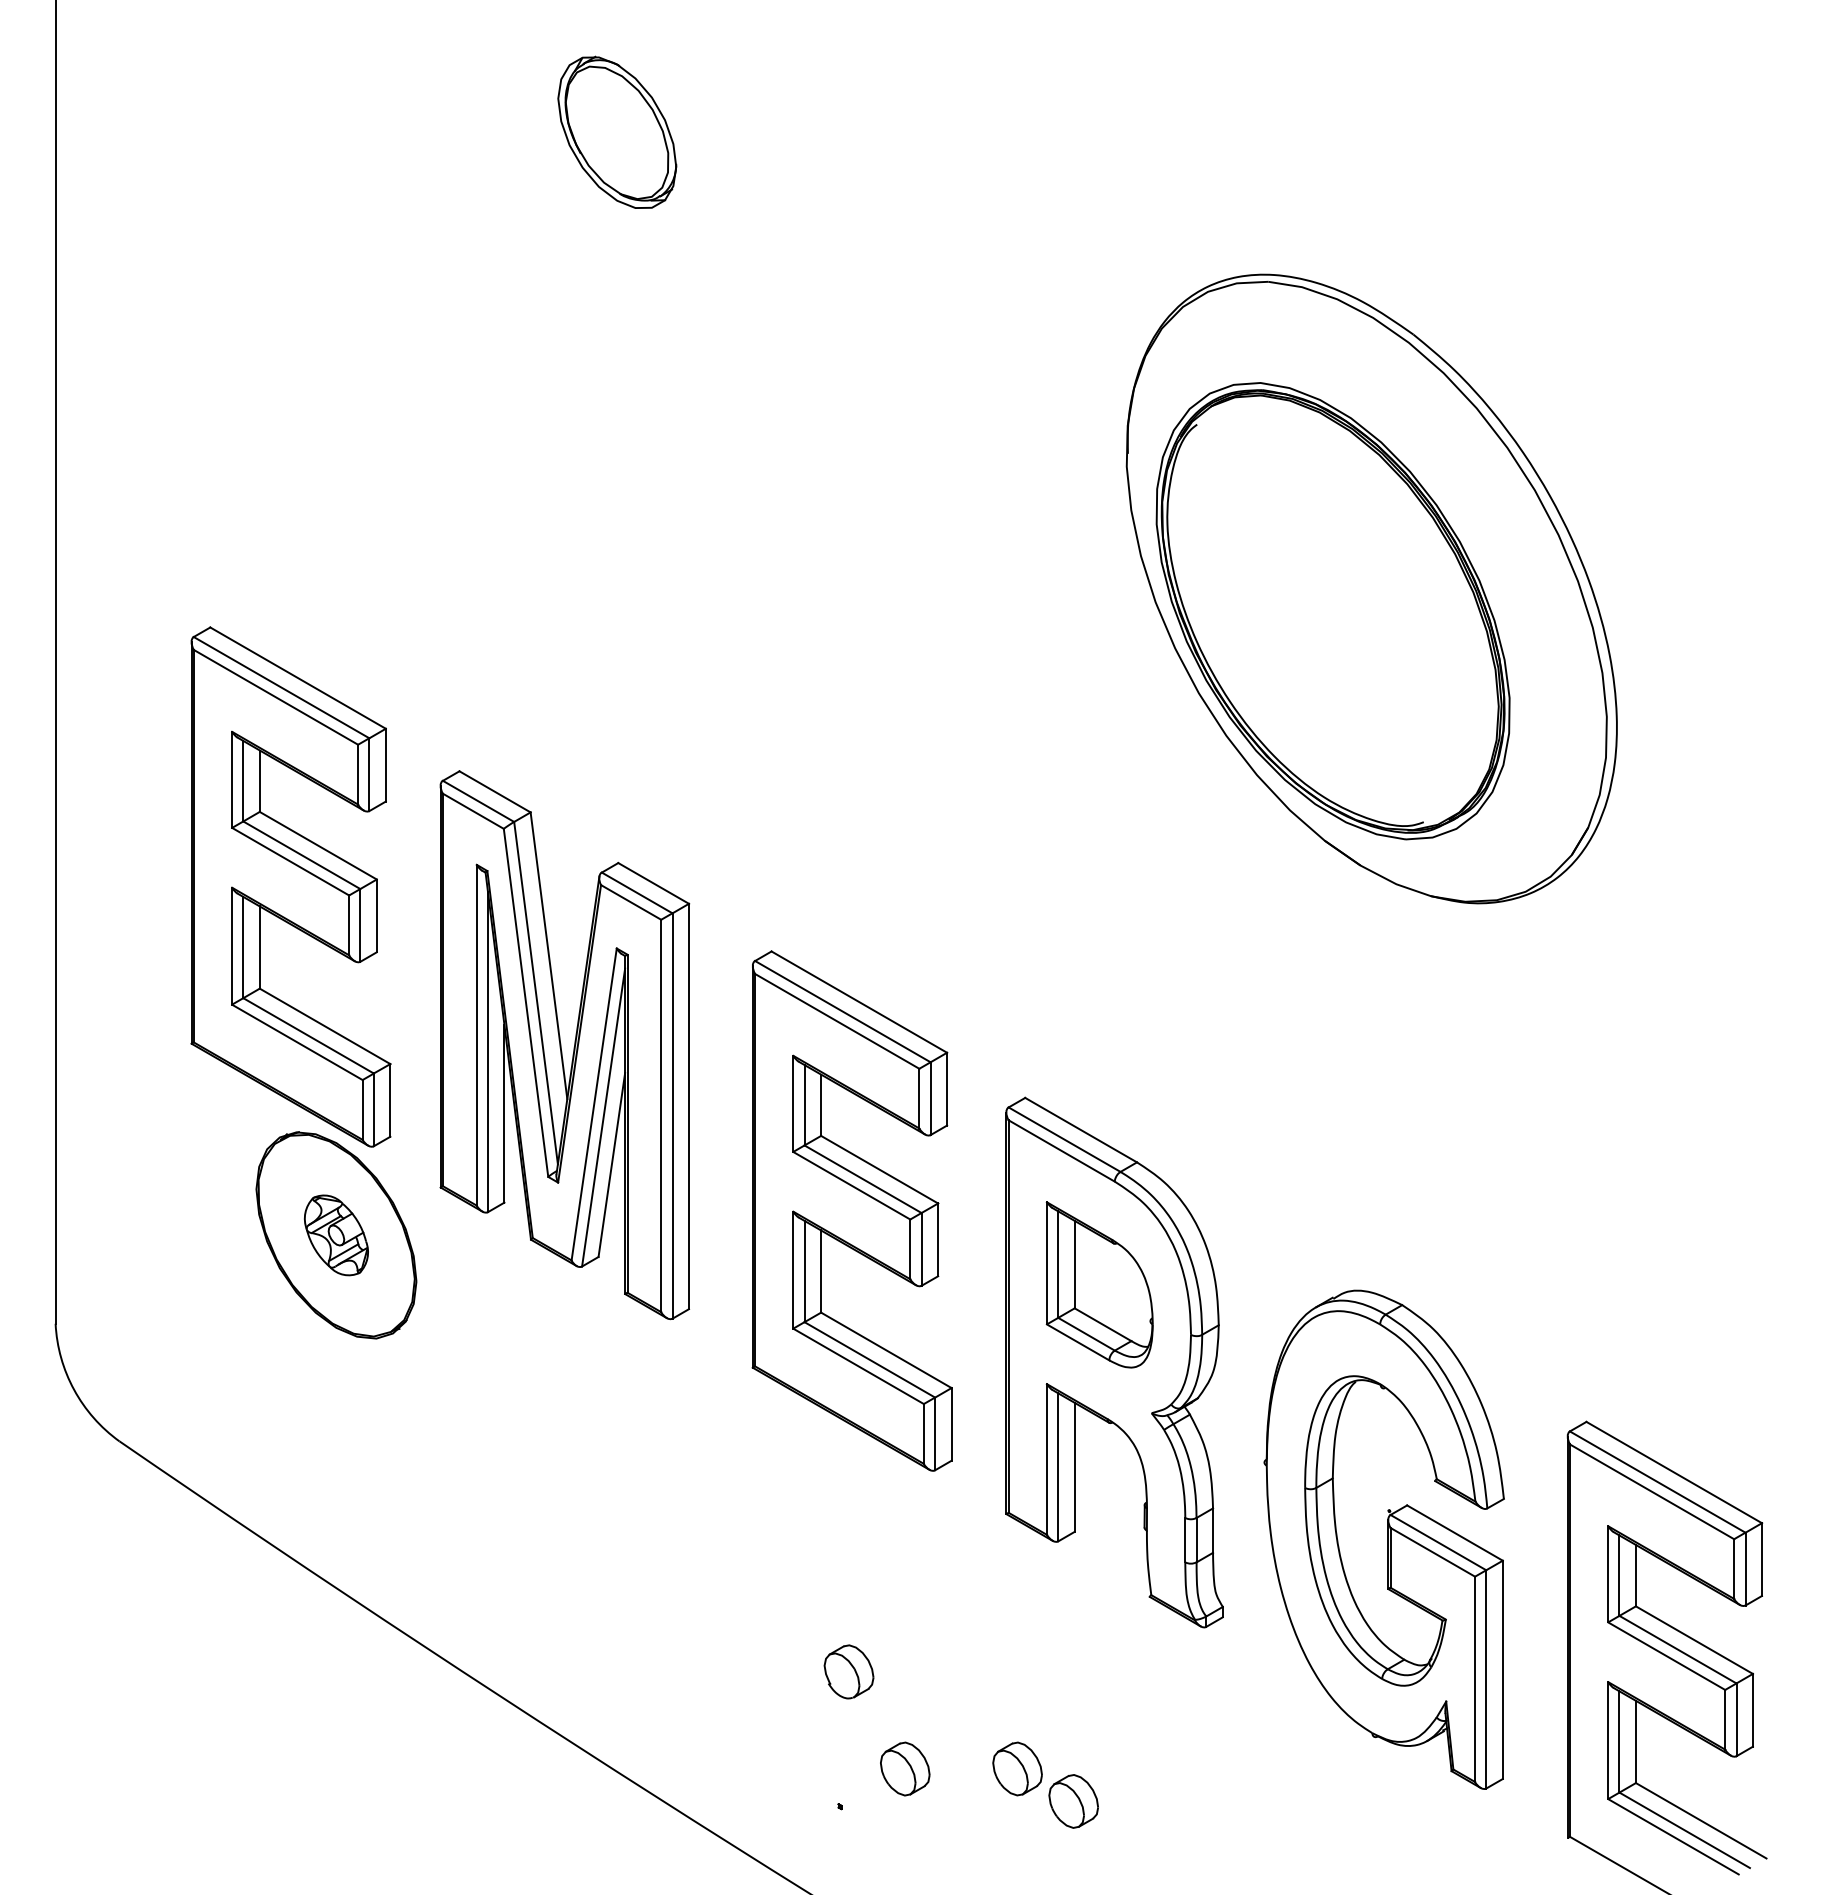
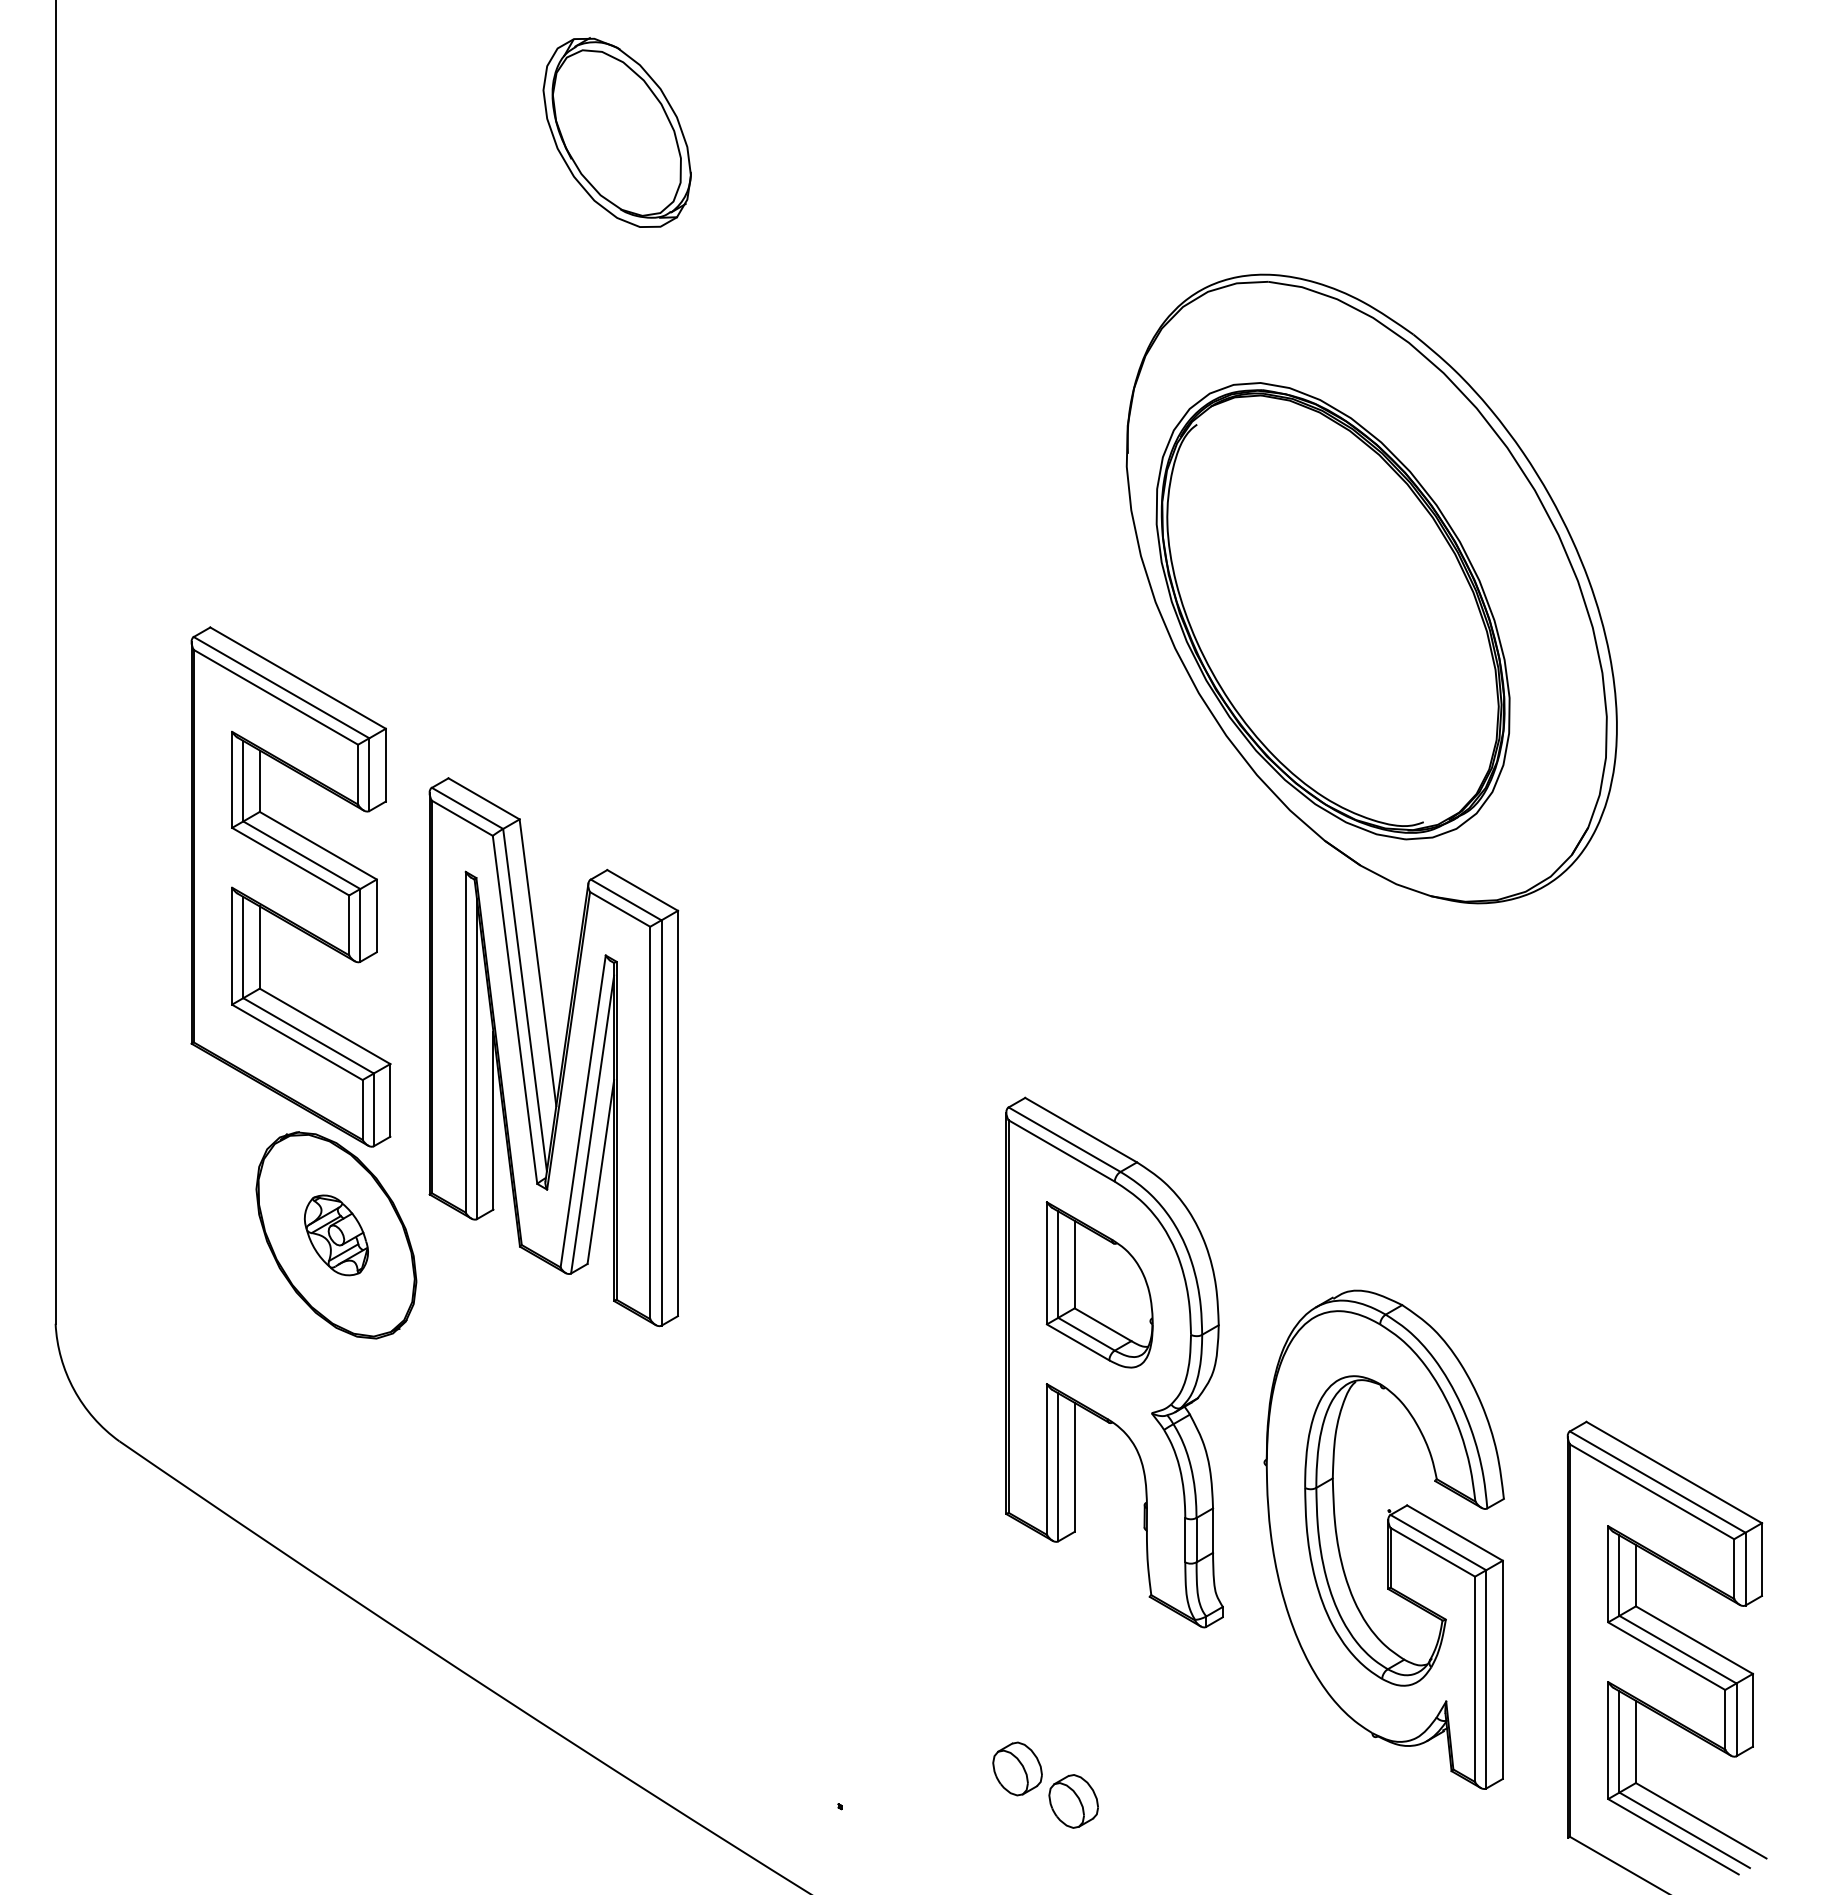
part size: 121x154 px -> 150x191 px (616, 132)
part position: (564, 1045) -> (553, 1052) (553, 1052)
part: present -> none (851, 1210)
part: present -> none (848, 1671)
part: present -> none (905, 1768)
